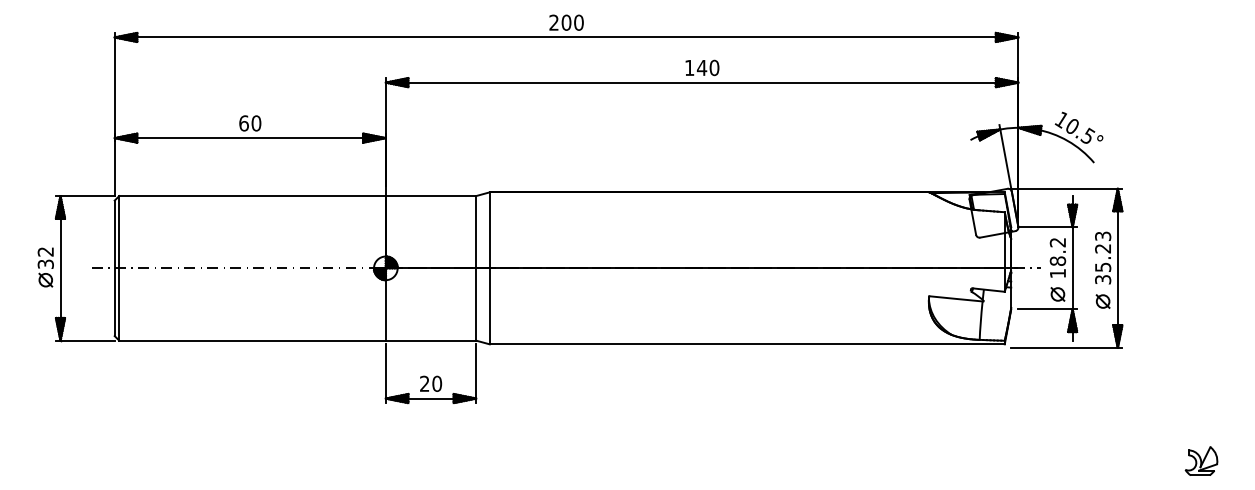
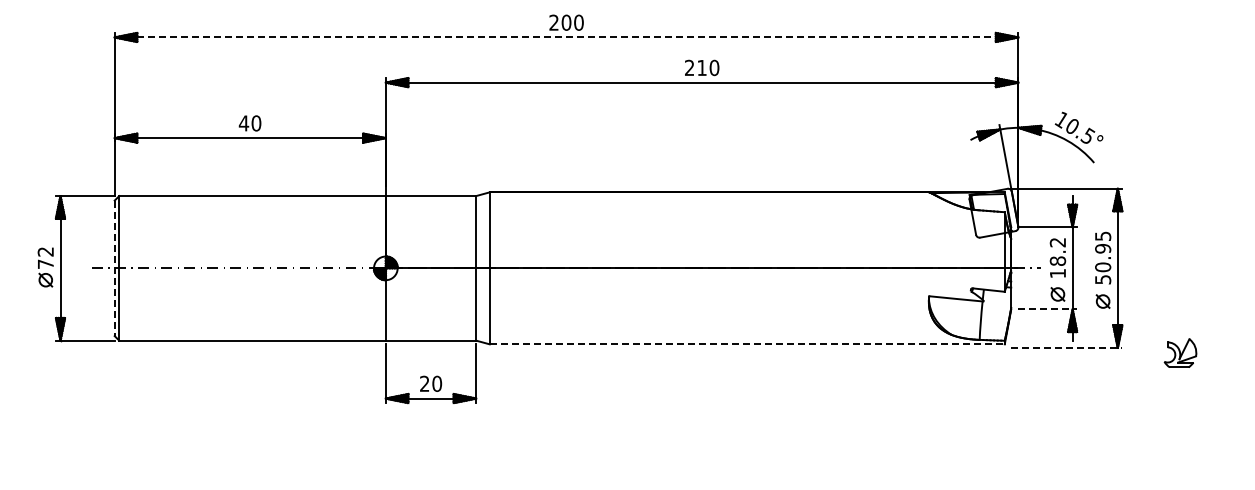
line: solid -> dashed (566, 37)
text: 140 -> 210 (696, 67)
text: 60 -> 40 (243, 123)
text: 35.23 -> 50.95 (1103, 257)
text: 32 -> 72 (45, 263)
line: solid -> dashed (114, 268)
line: solid -> dashed (1048, 309)
line: solid -> dashed (747, 344)
line: solid -> dashed (1066, 347)
part position: (1201, 460) -> (1180, 352) (1180, 352)
